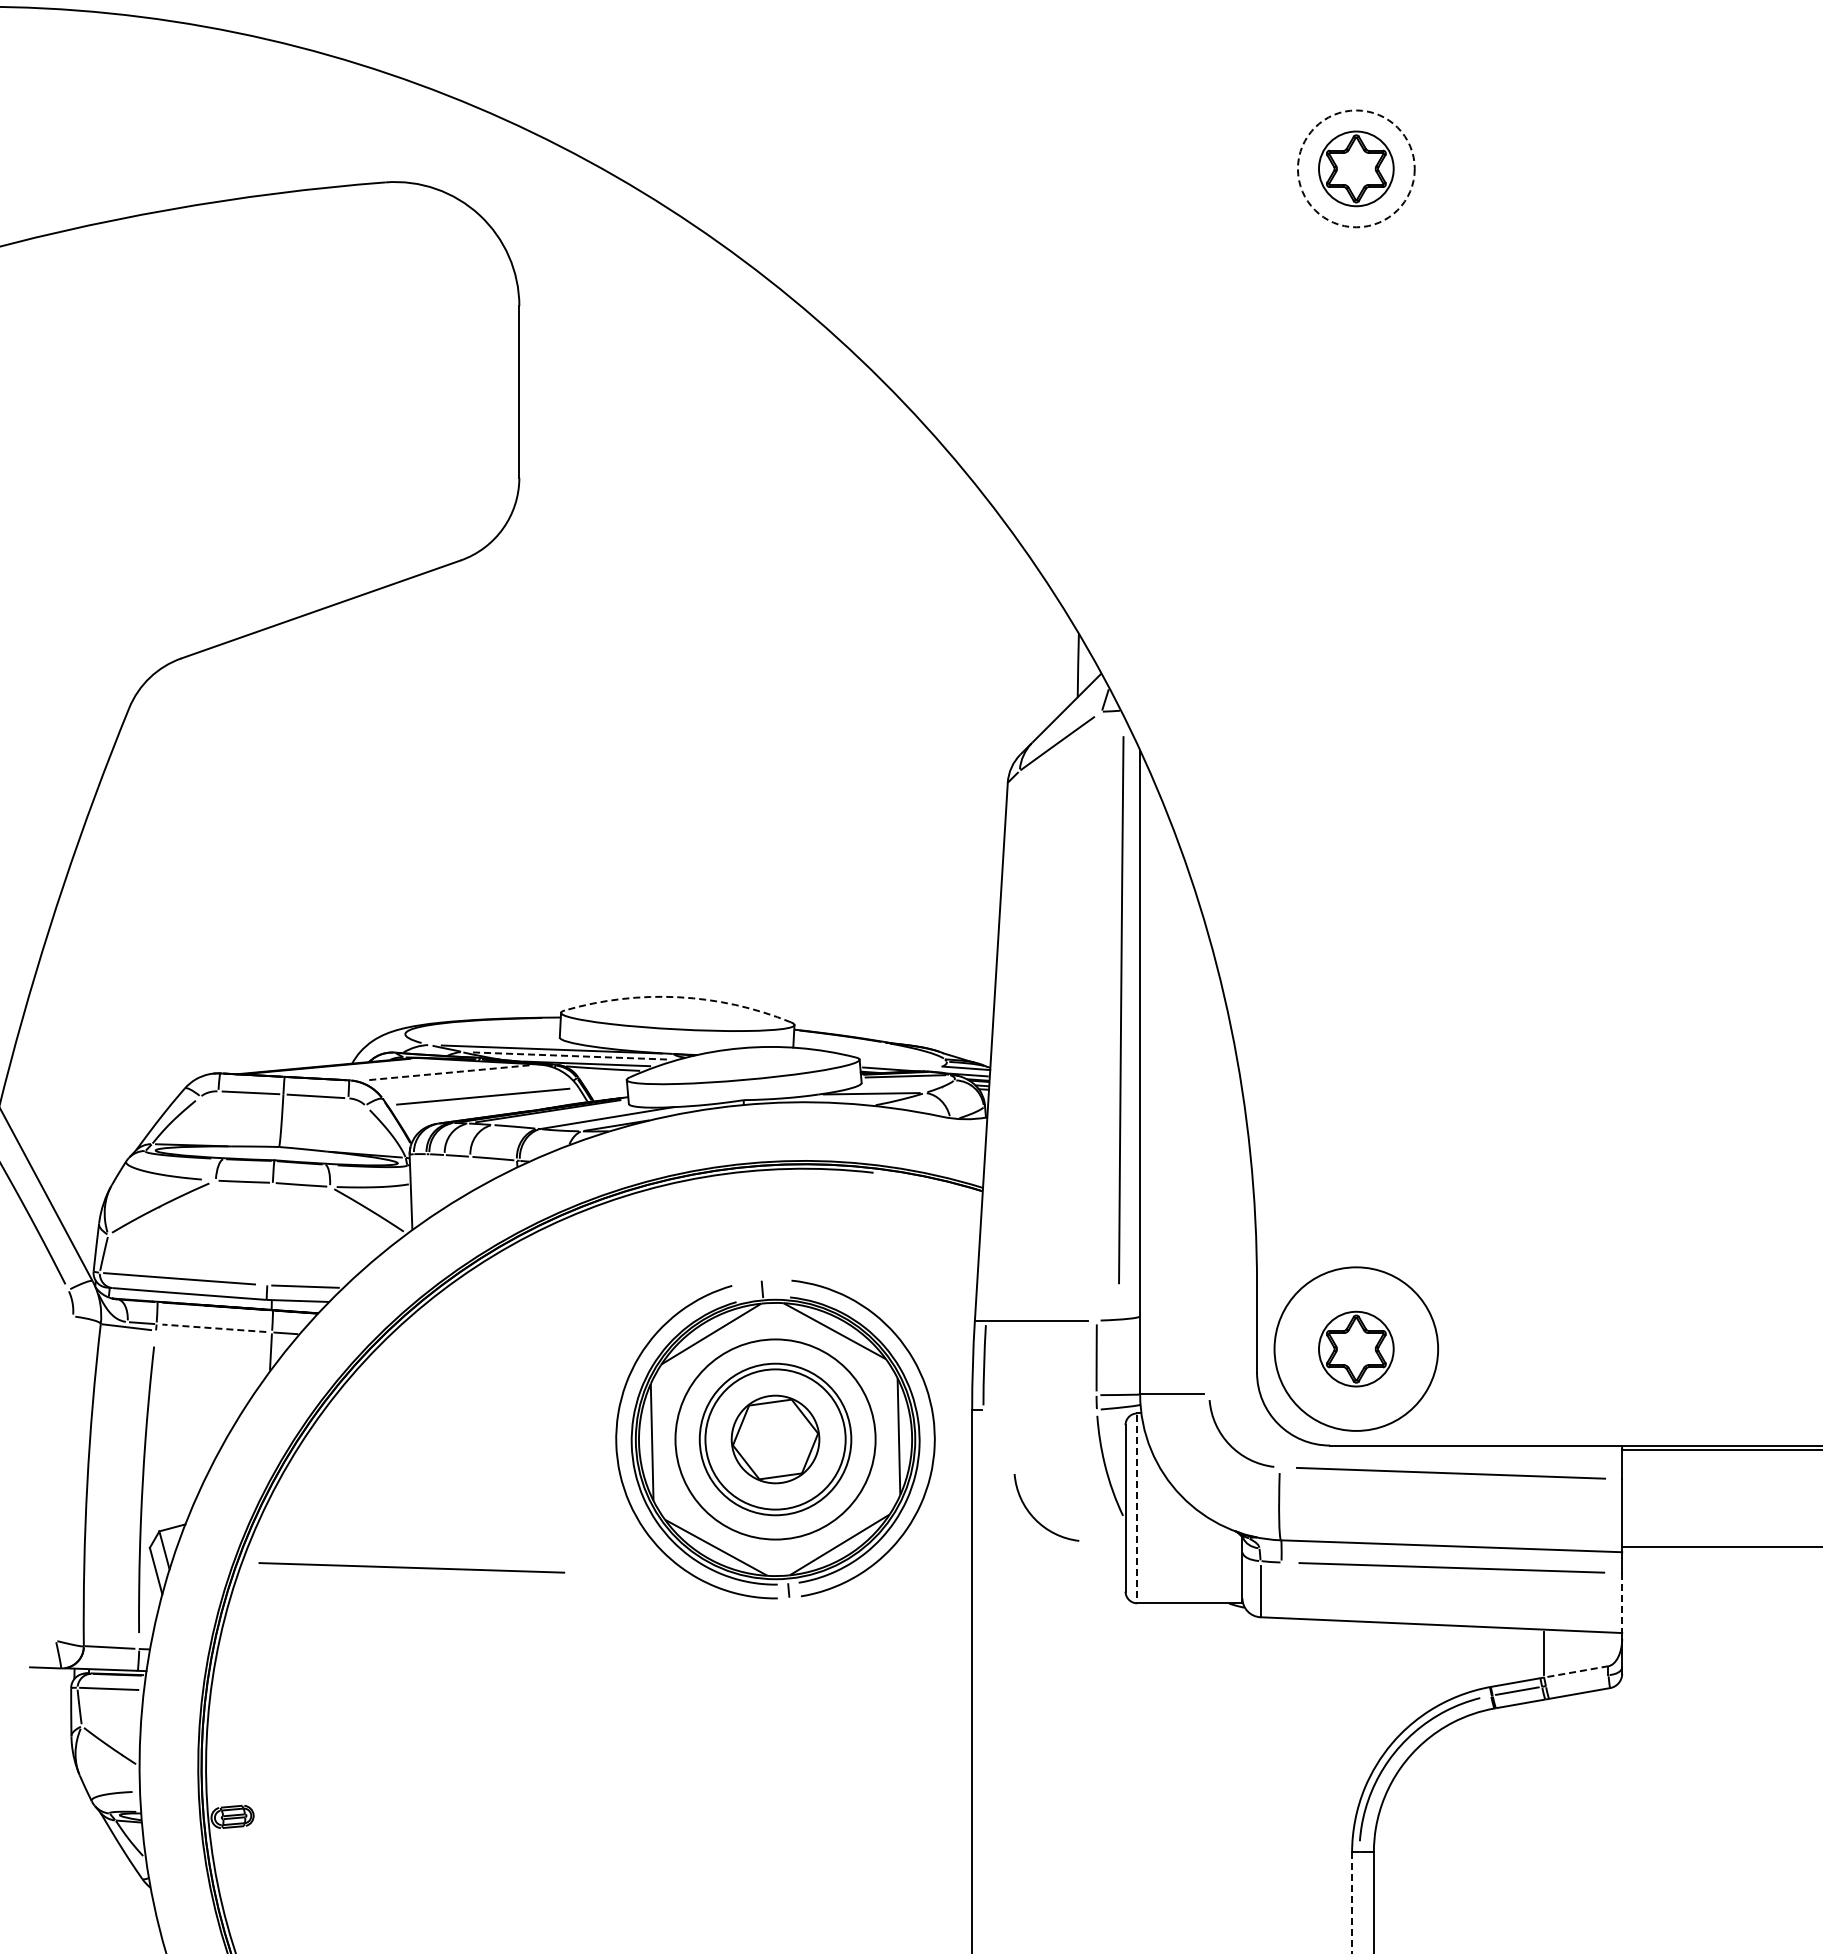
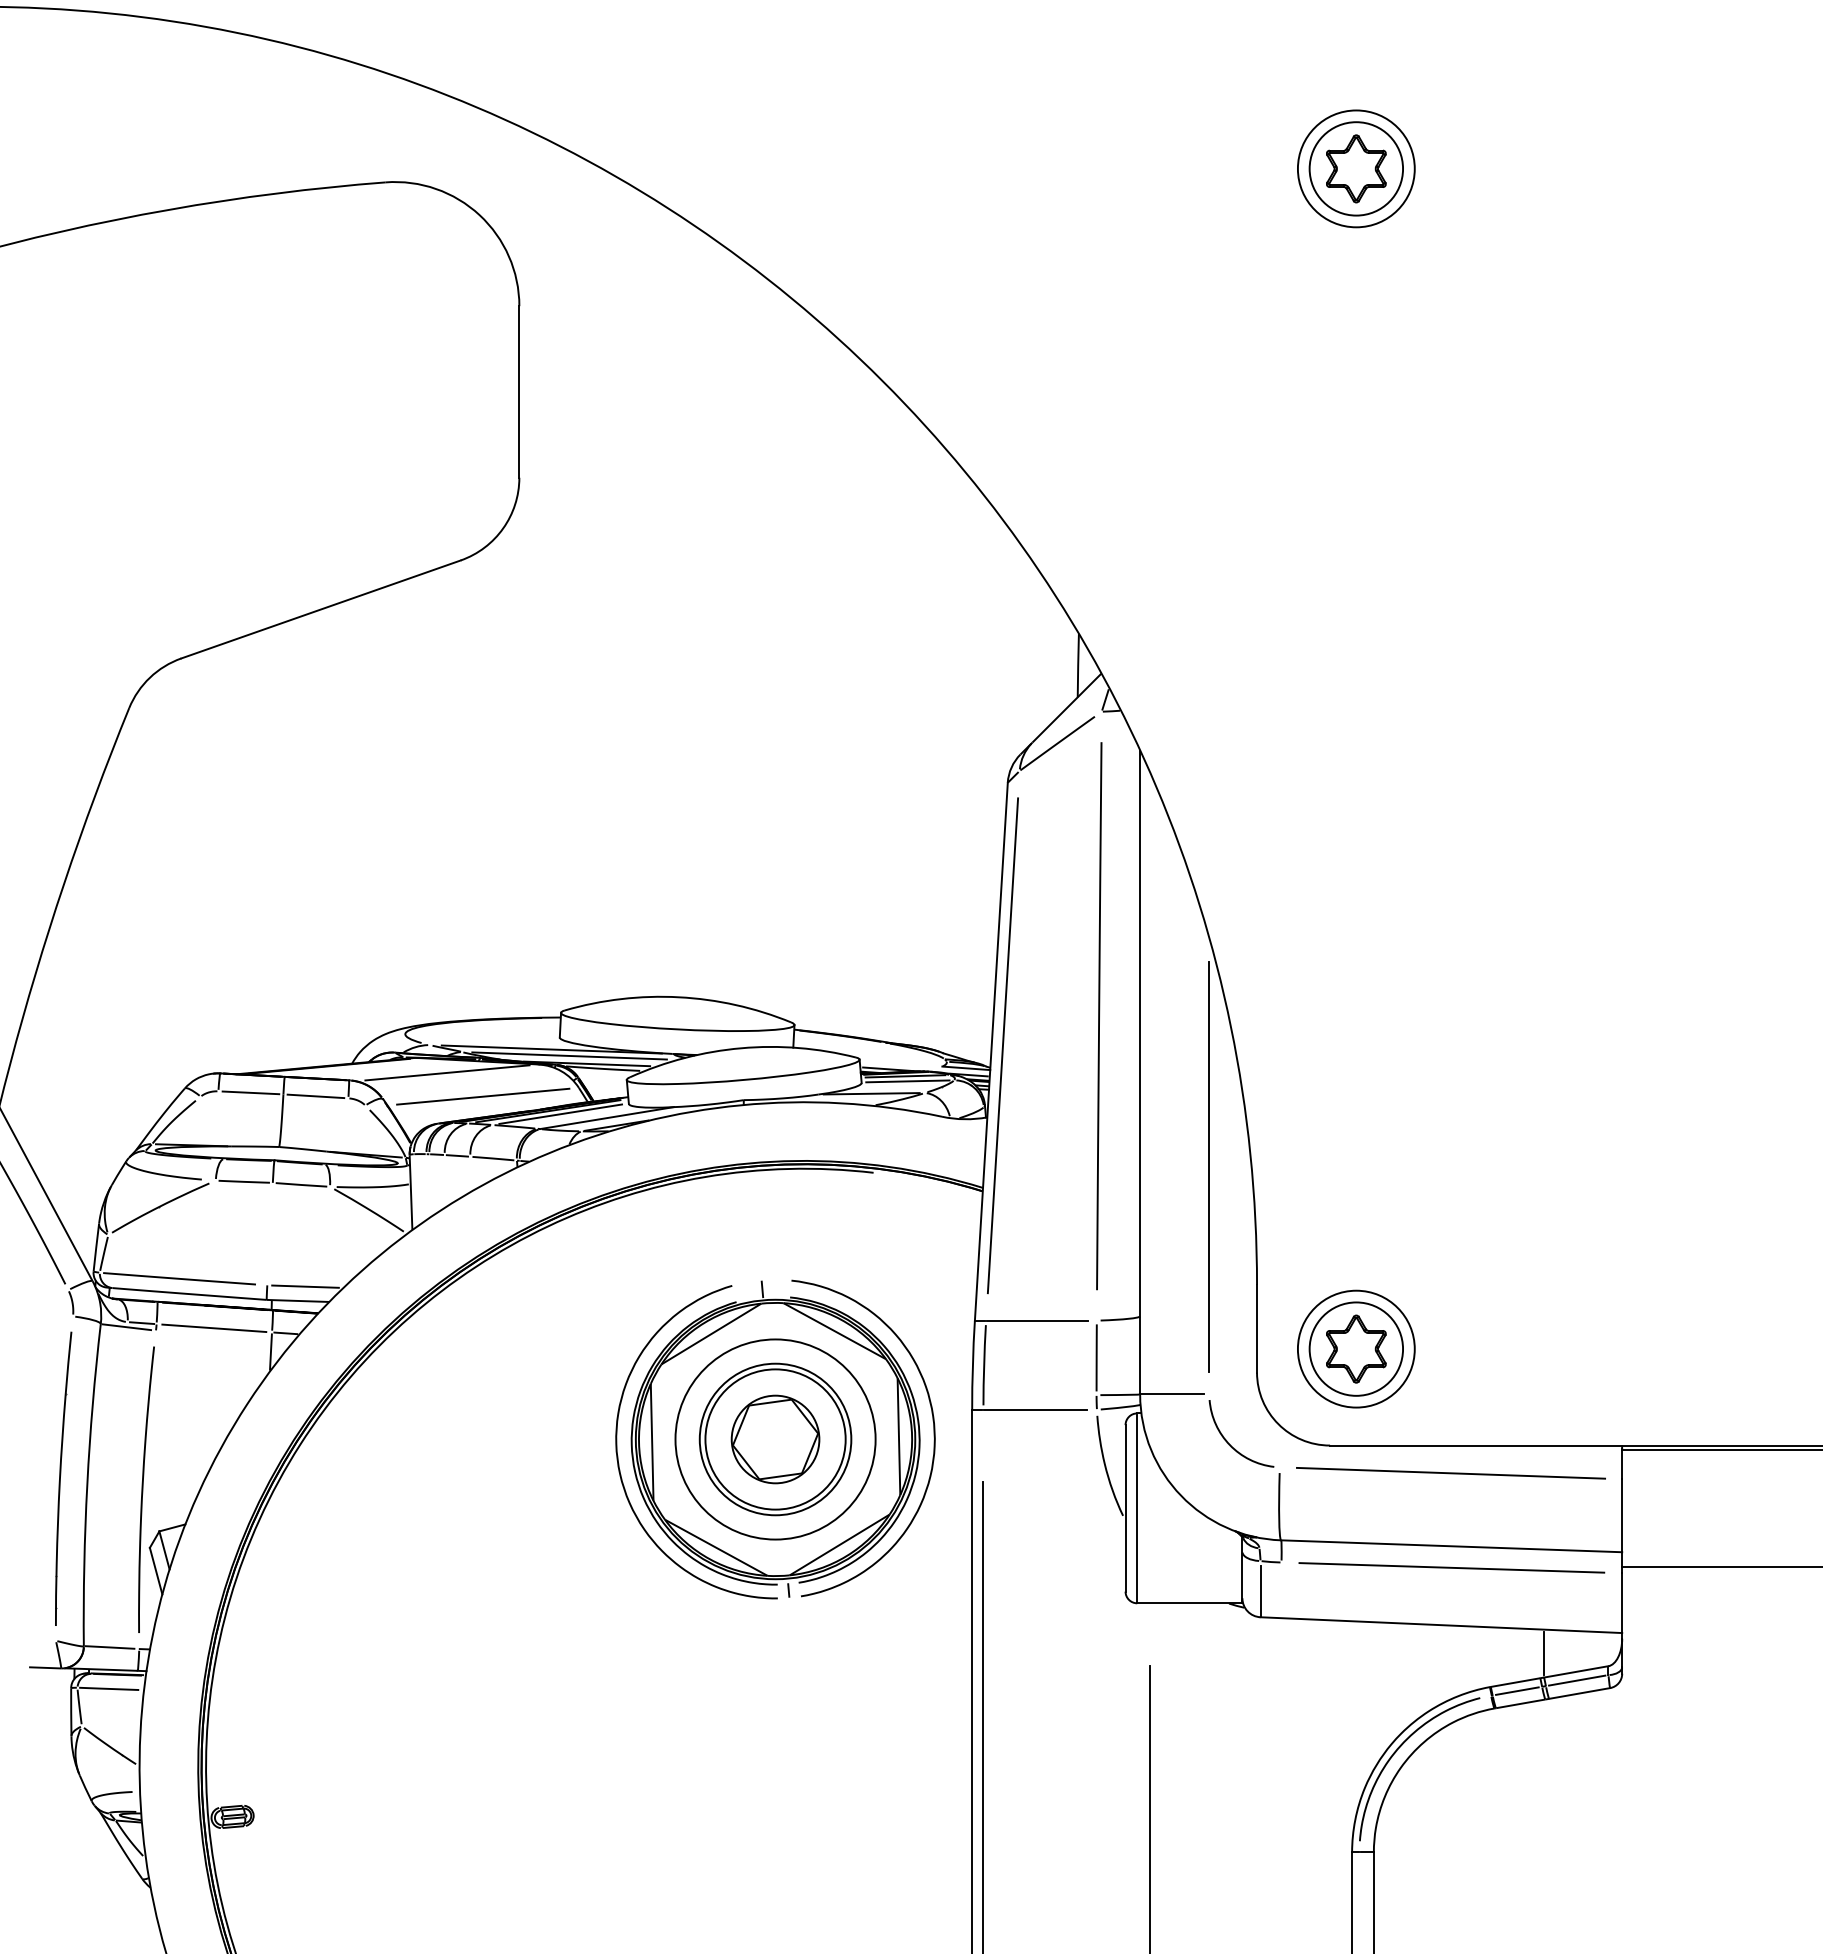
circle diameter: 75 px -> 93 px (1356, 168)
circle: dashed -> solid (1355, 168)
arc: dashed -> solid (678, 997)
line position: (1121, 1010) -> (1099, 1016) (1099, 1016)
line: none -> present (1002, 1045)
line: dashed -> solid (569, 1055)
line: dashed -> solid (446, 1072)
line: none -> present (907, 1081)
line: none -> present (560, 1113)
line: none -> present (1209, 1166)
line: dashed -> solid (213, 1328)
circle diameter: 75 px -> 93 px (1356, 1348)
circle diameter: 164 px -> 117 px (1355, 1348)
line: none -> present (1035, 1409)
part: none -> present (63, 1478)
line: dashed -> solid (1137, 1508)
arc: present -> none (1035, 1518)
line position: (1720, 1546) -> (1720, 1566) (1720, 1566)
line: present -> none (411, 1567)
line: dashed -> solid (1622, 1603)
line: dashed -> solid (1576, 1671)
line: none -> present (1577, 1680)
line: none -> present (983, 1715)
line: none -> present (1149, 1807)
line: dashed -> solid (1352, 1903)
